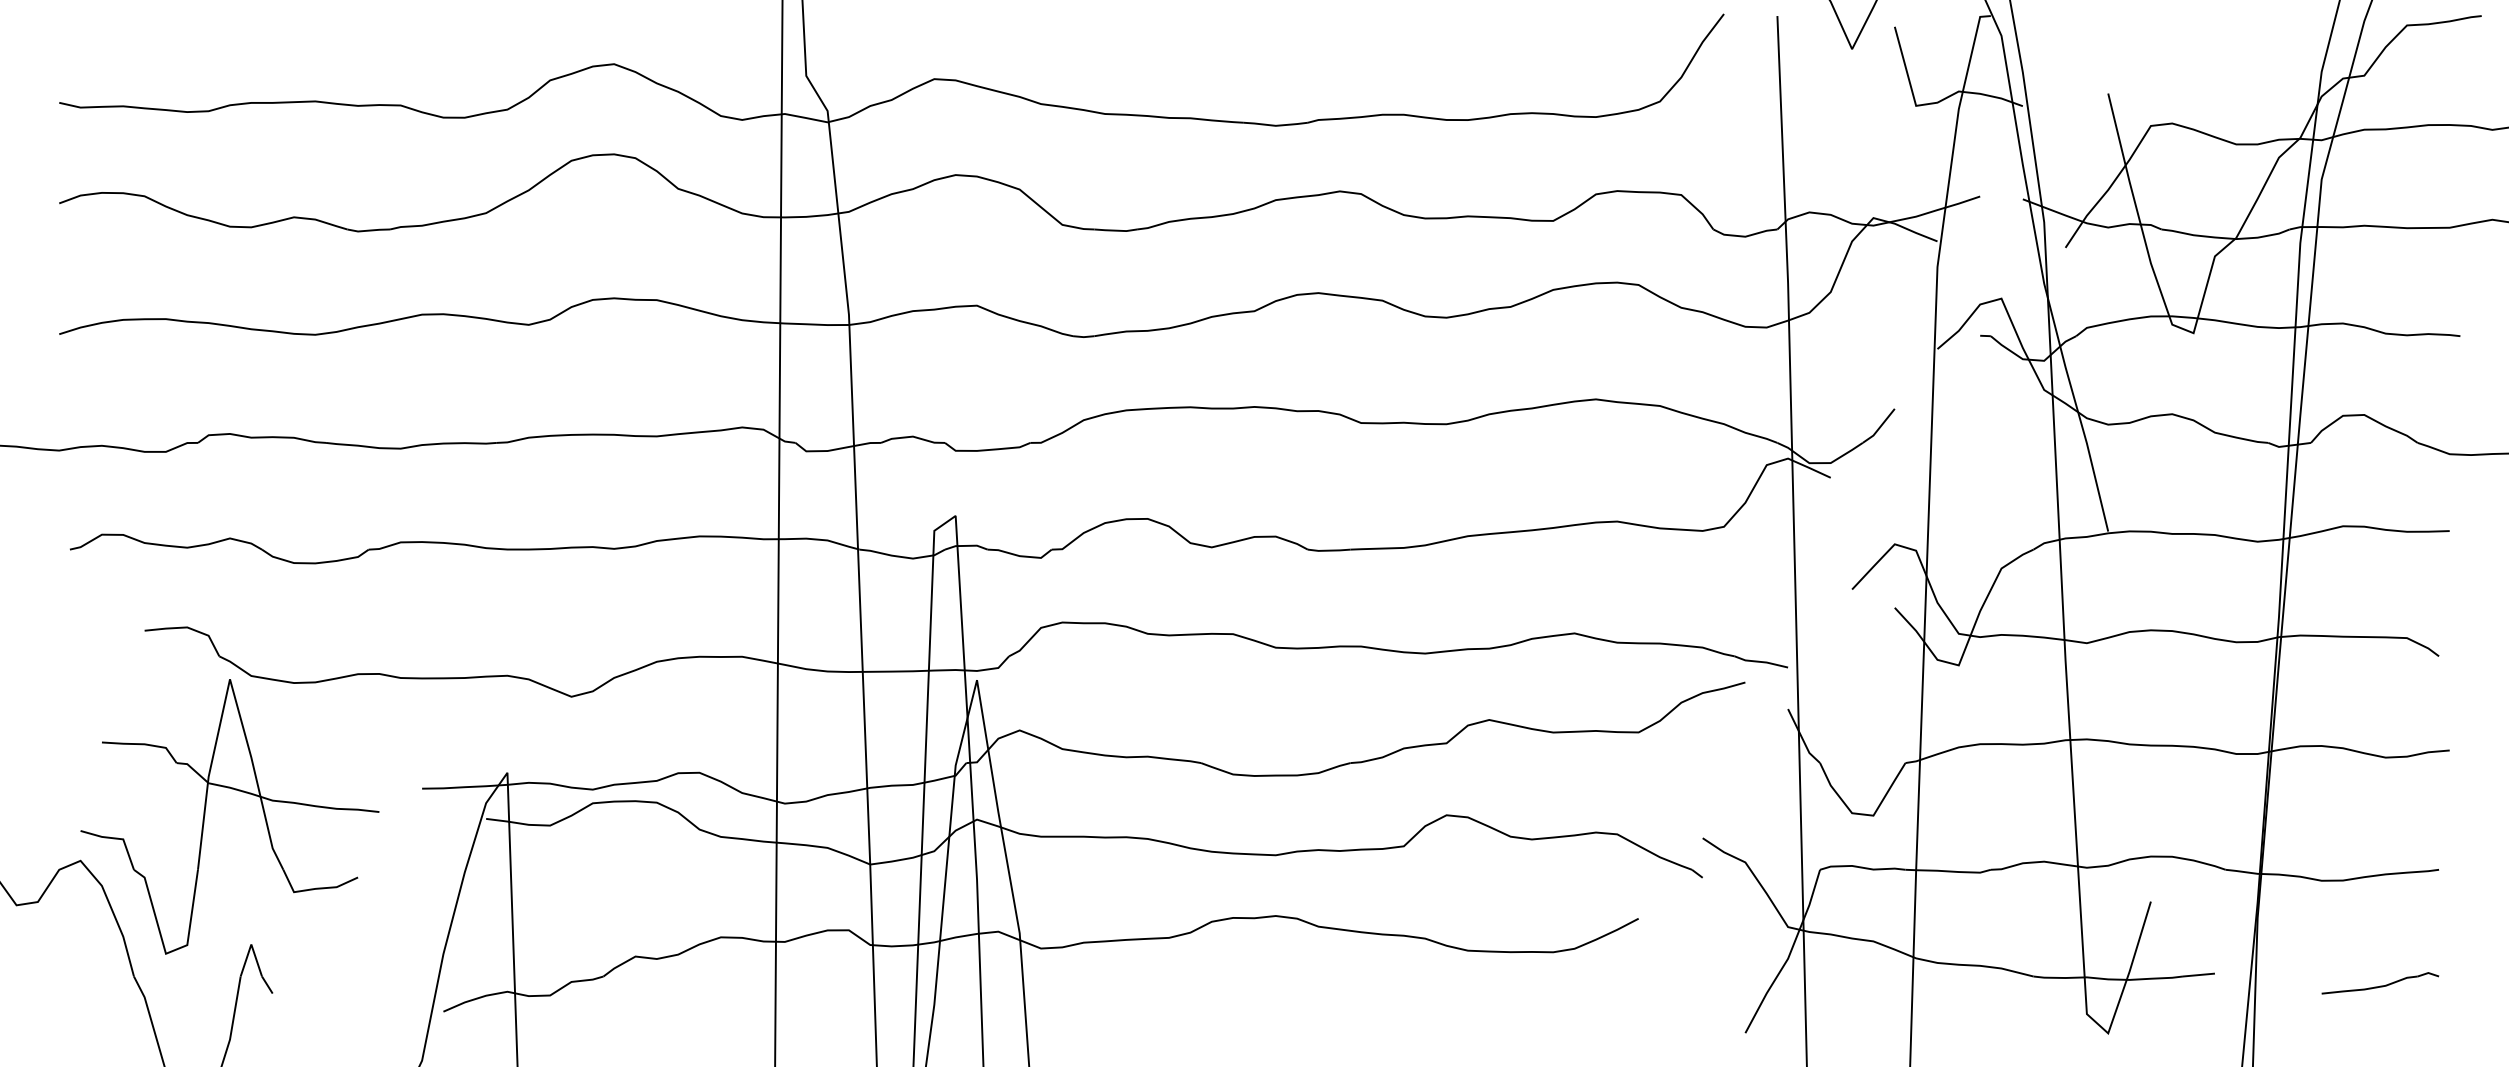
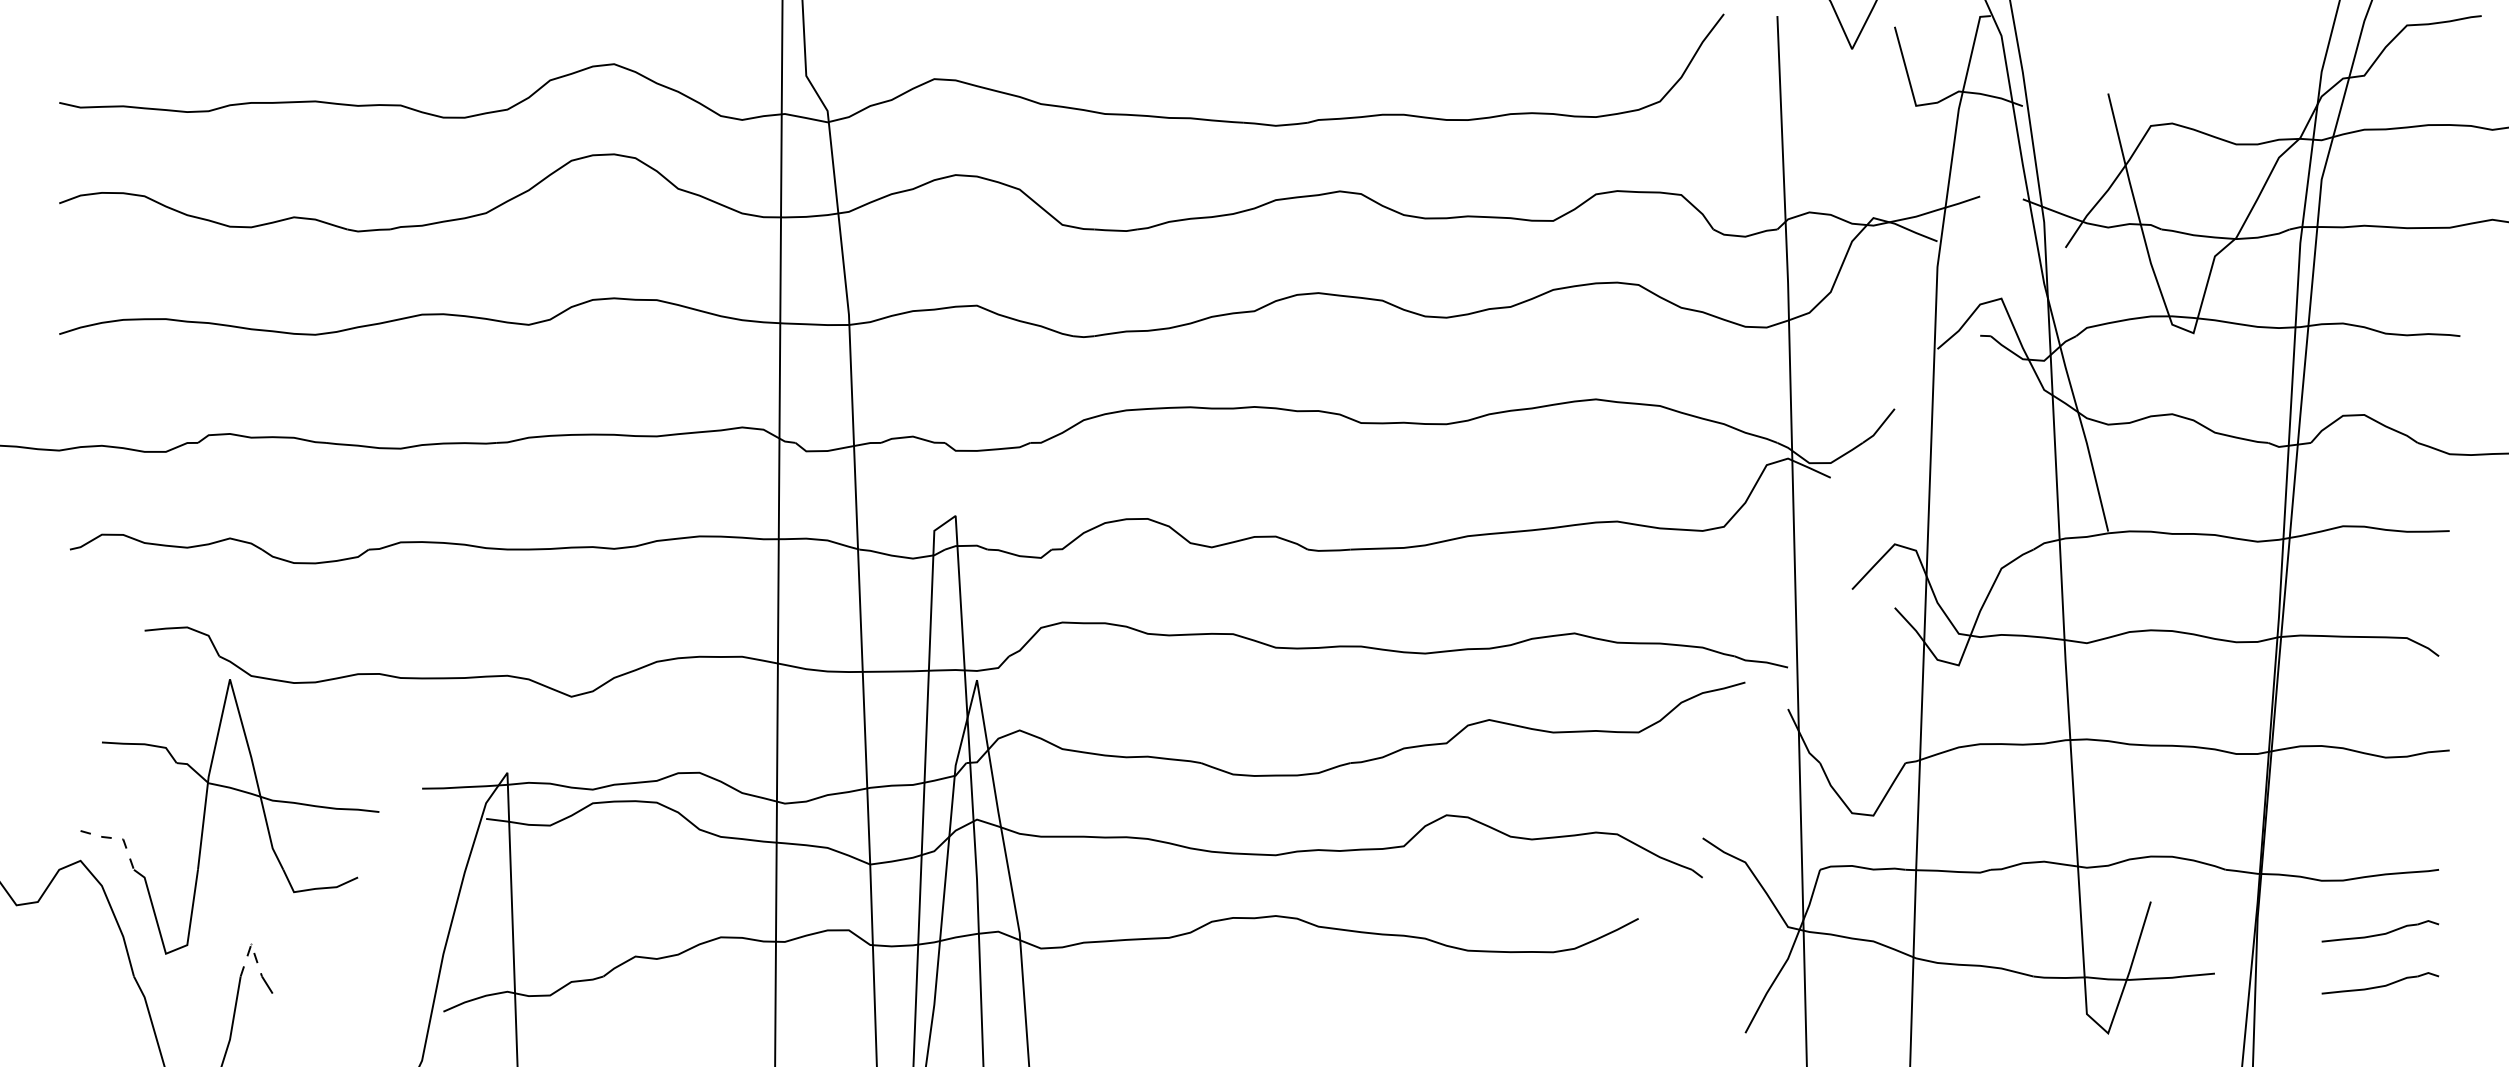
line: solid -> dashed (117, 838)
part: none -> present (2380, 931)
line: solid -> dashed (251, 944)
